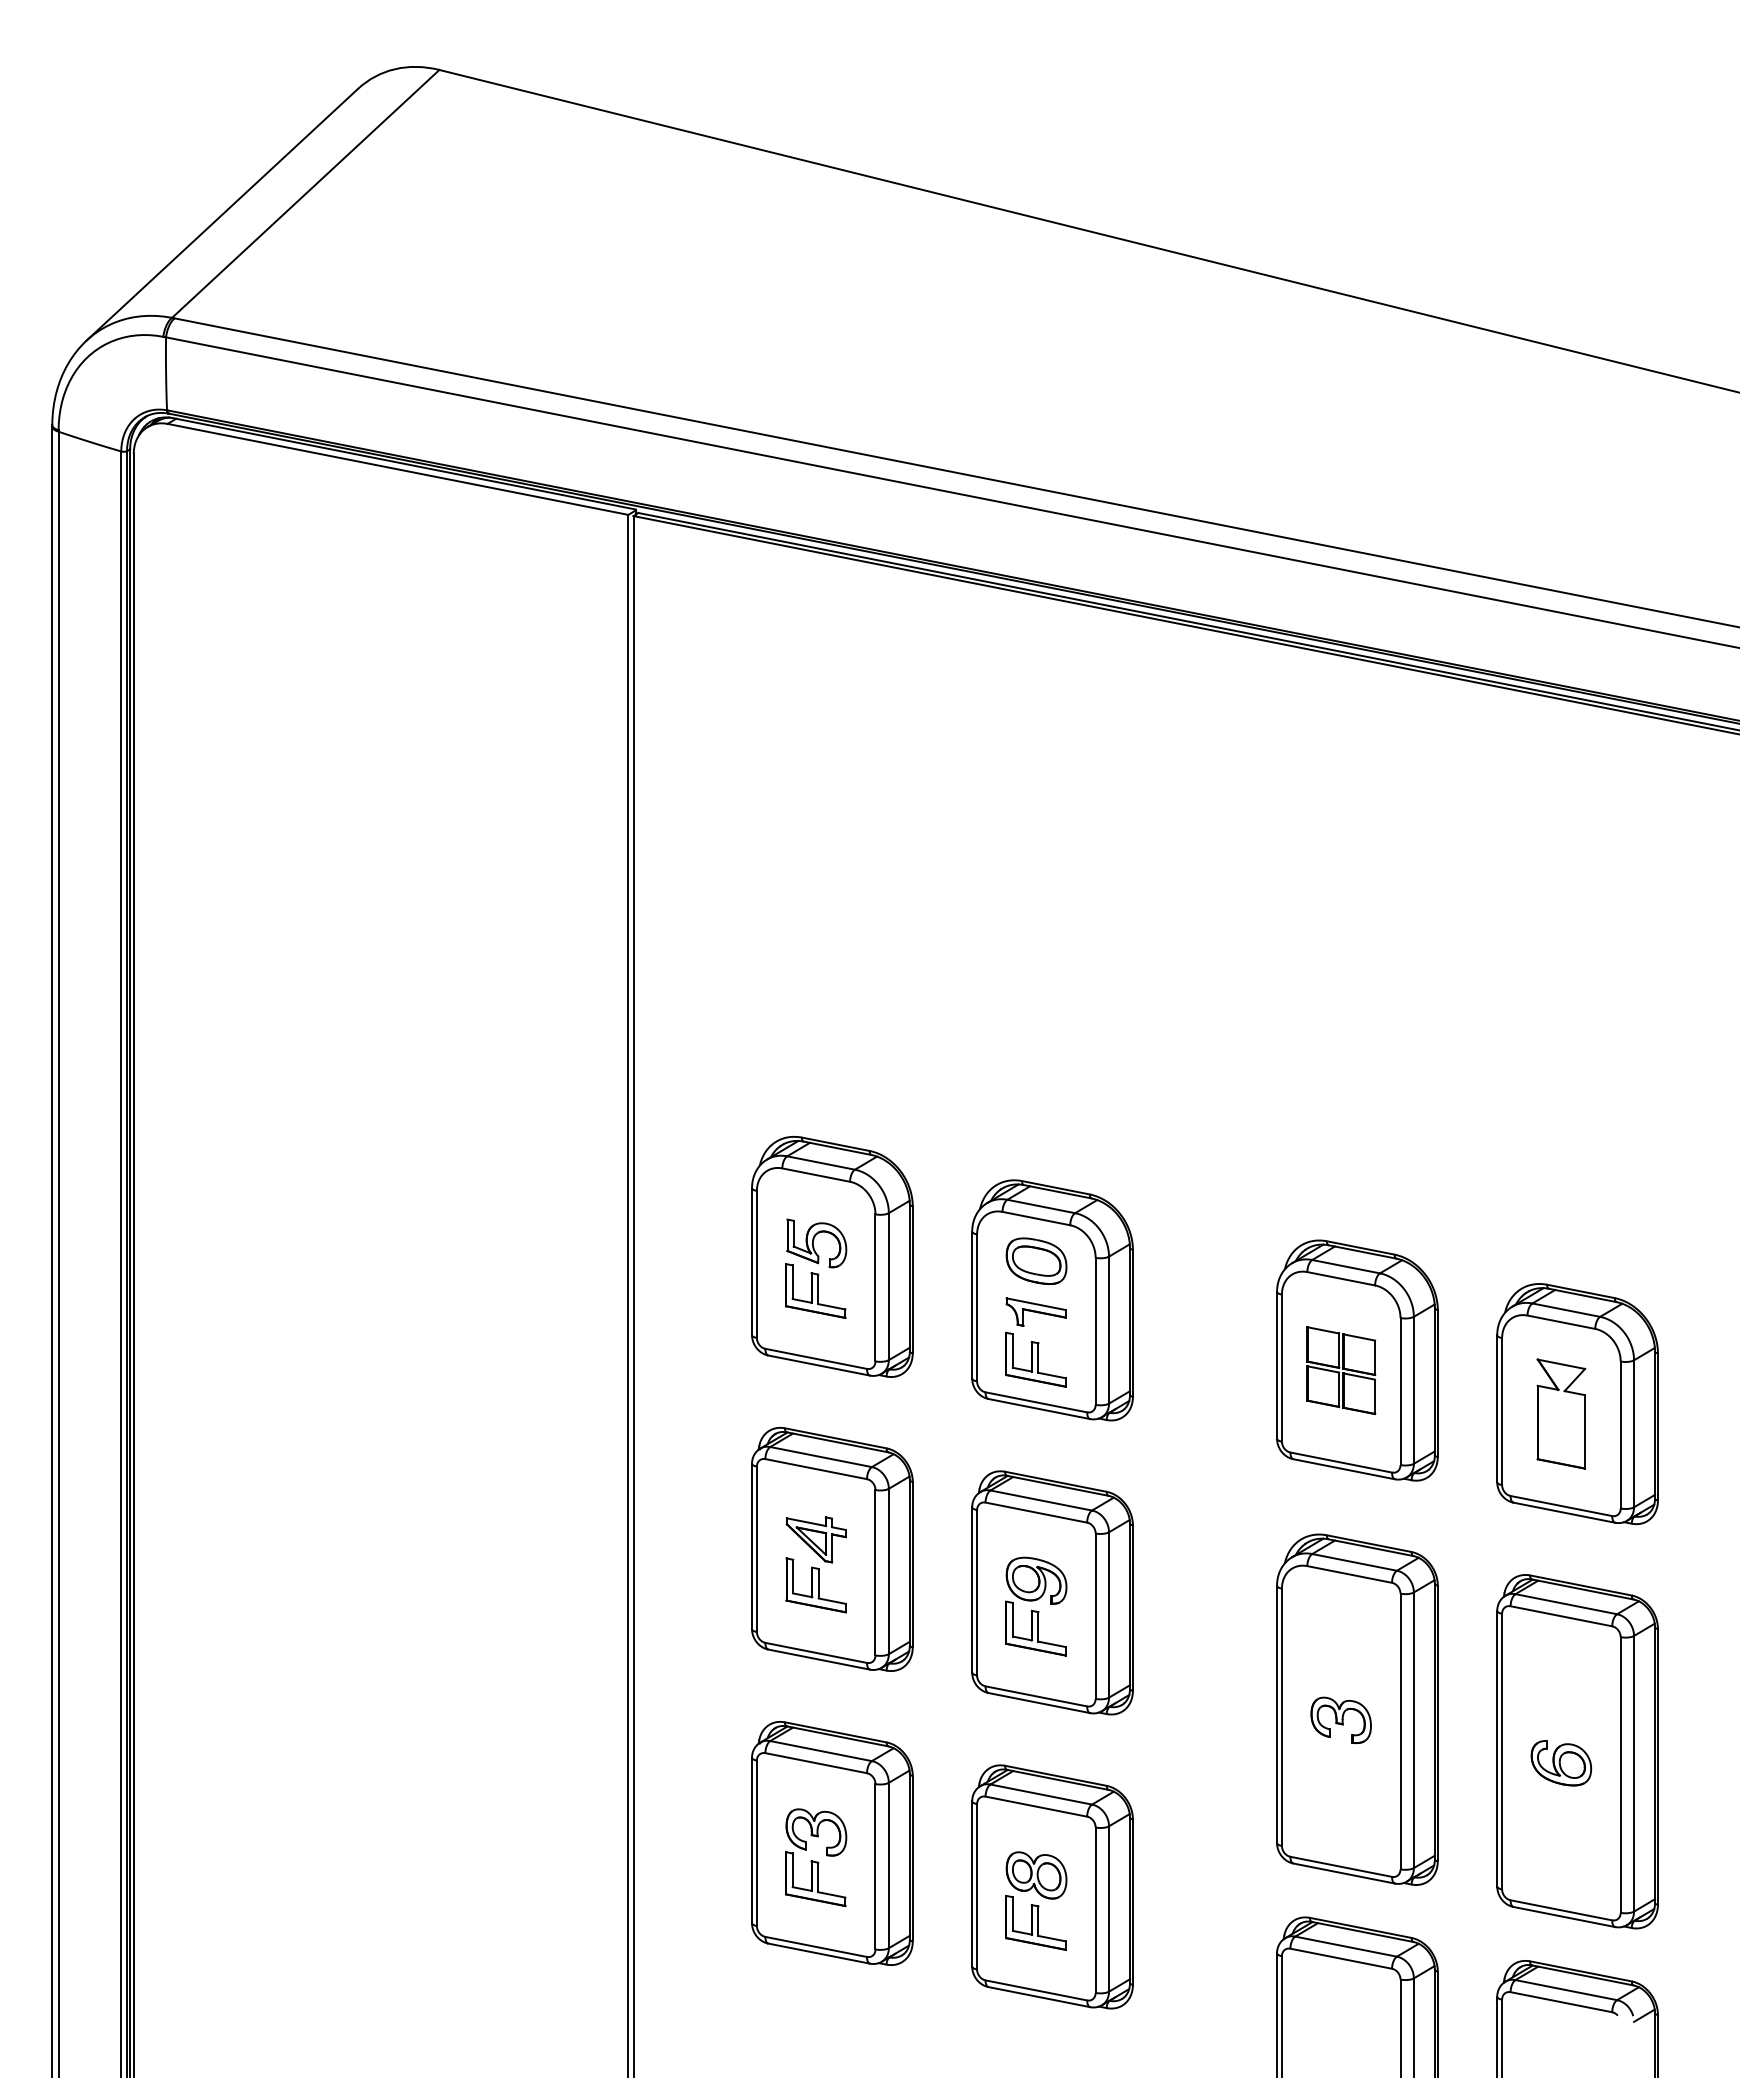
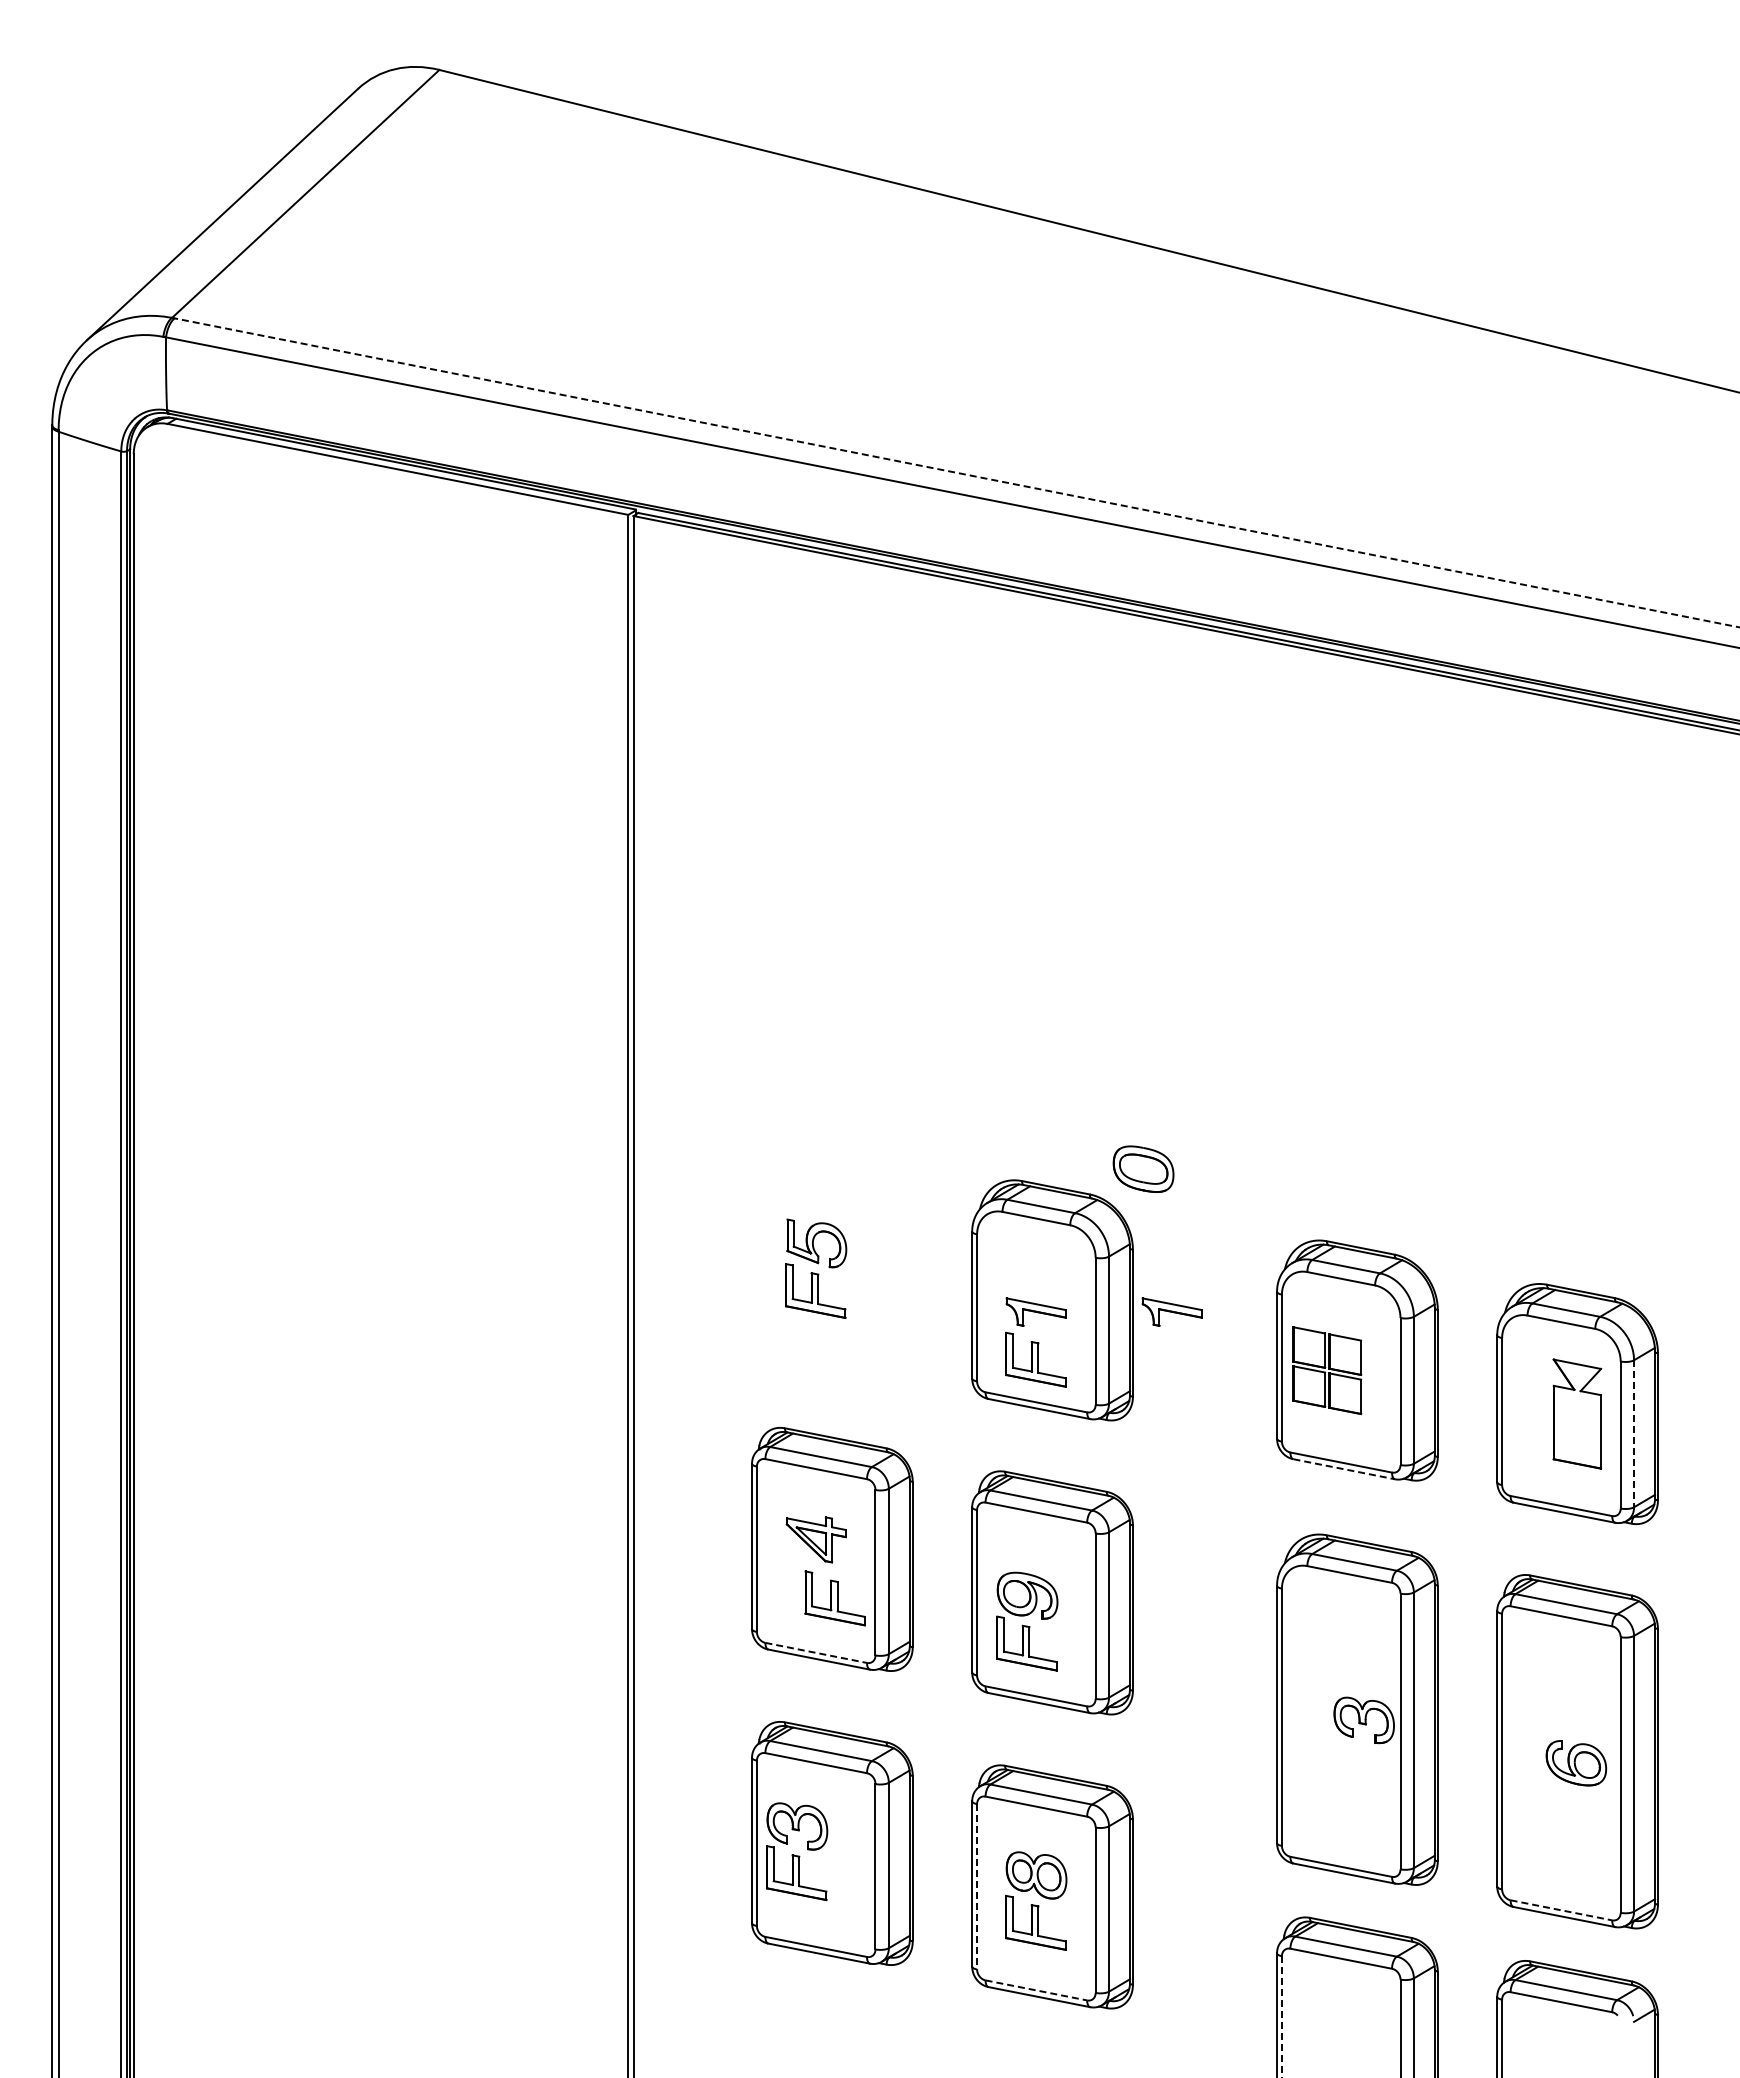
line: solid -> dashed (957, 472)
part: present -> none (832, 1256)
part position: (1036, 1260) -> (1143, 1168) (1143, 1168)
part: none -> present (1171, 1311)
part position: (1341, 1370) -> (1327, 1370) (1327, 1370)
part position: (1561, 1413) -> (1577, 1413) (1577, 1413)
line: solid -> dashed (1634, 1433)
line: solid -> dashed (1344, 1469)
part position: (815, 1585) -> (834, 1598) (834, 1598)
part position: (1036, 1606) -> (1027, 1621) (1027, 1621)
line: solid -> dashed (816, 1652)
part position: (1340, 1720) -> (1363, 1720) (1363, 1720)
part position: (1561, 1763) -> (1576, 1763) (1576, 1763)
part position: (816, 1857) -> (797, 1851) (797, 1851)
line: solid -> dashed (977, 1886)
line: solid -> dashed (1561, 1910)
line: solid -> dashed (1036, 1990)
line: solid -> dashed (1281, 2017)
